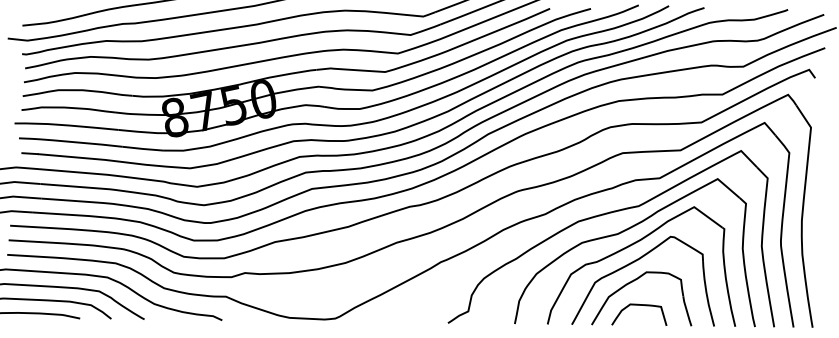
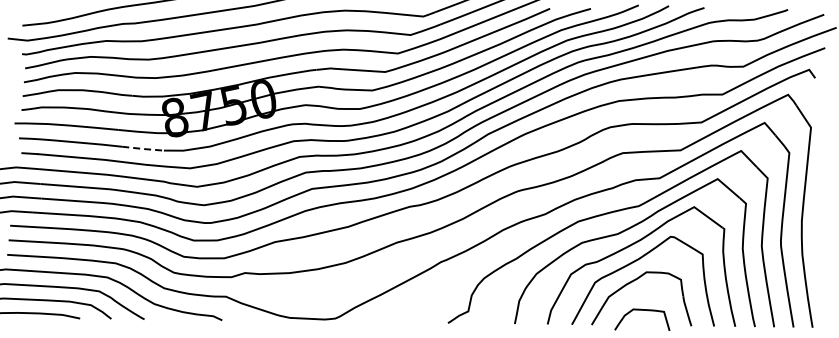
line: solid -> dashed (143, 149)
curve position: (639, 305) -> (642, 310) (642, 310)
